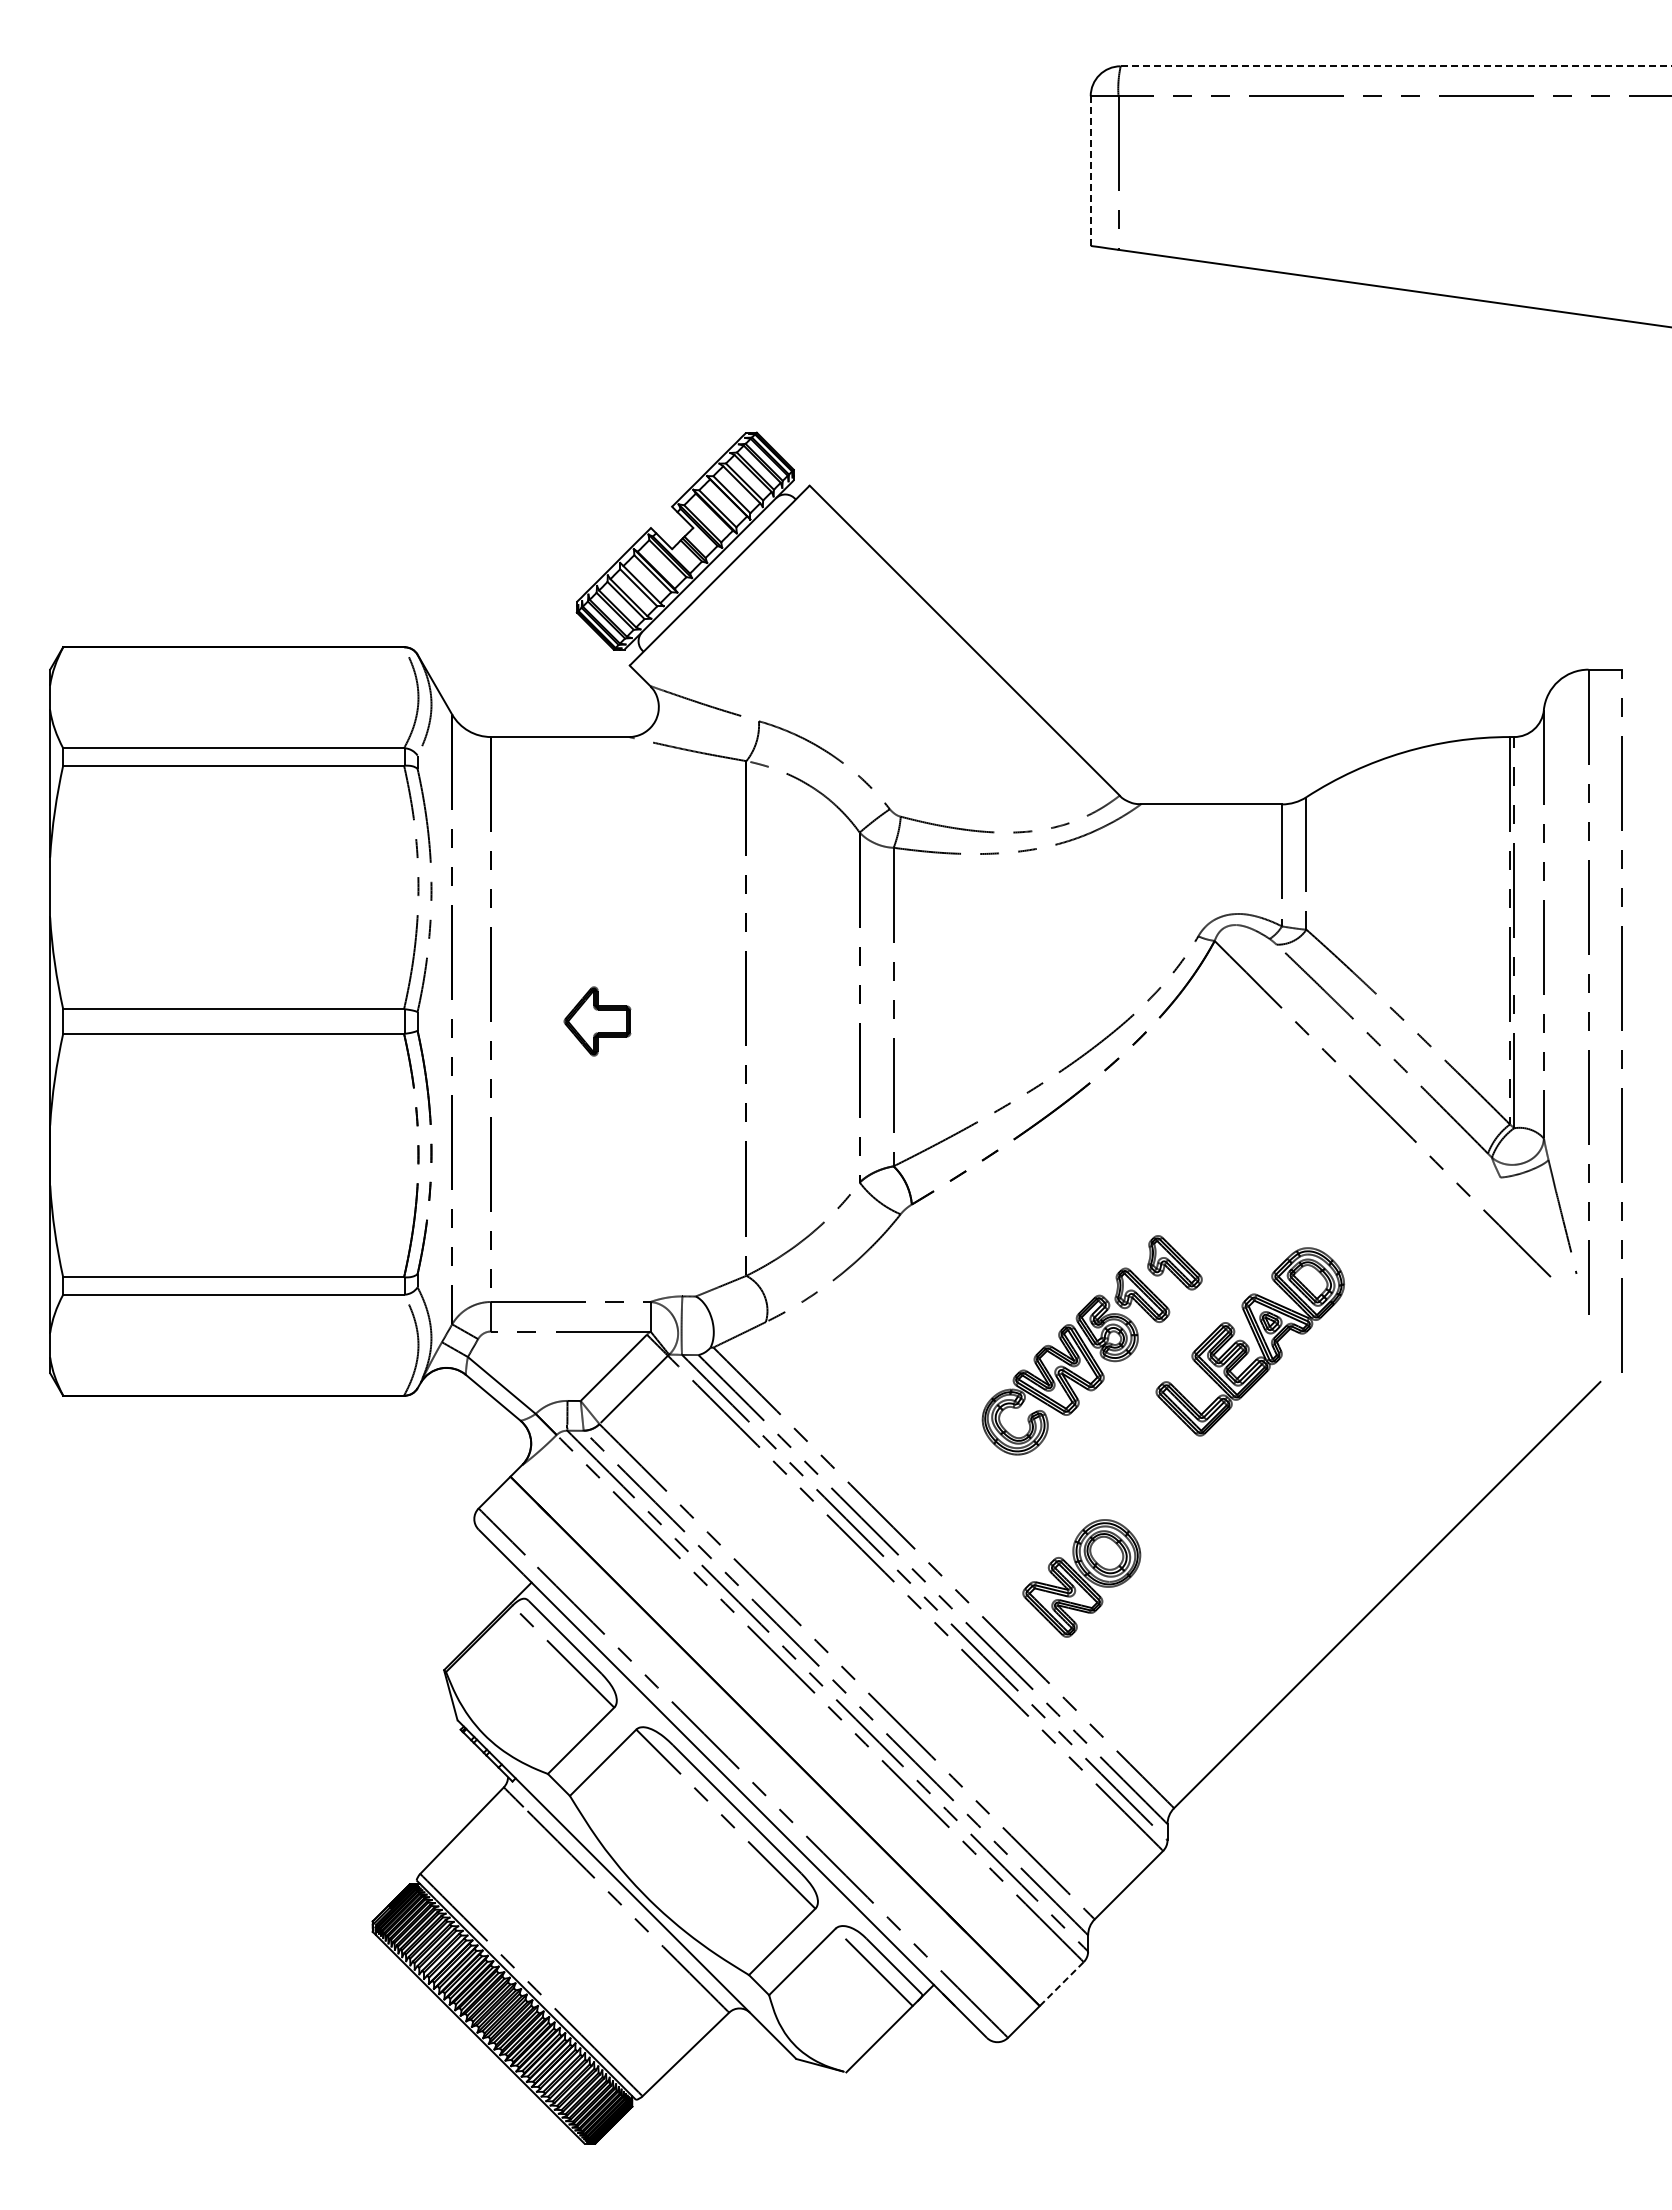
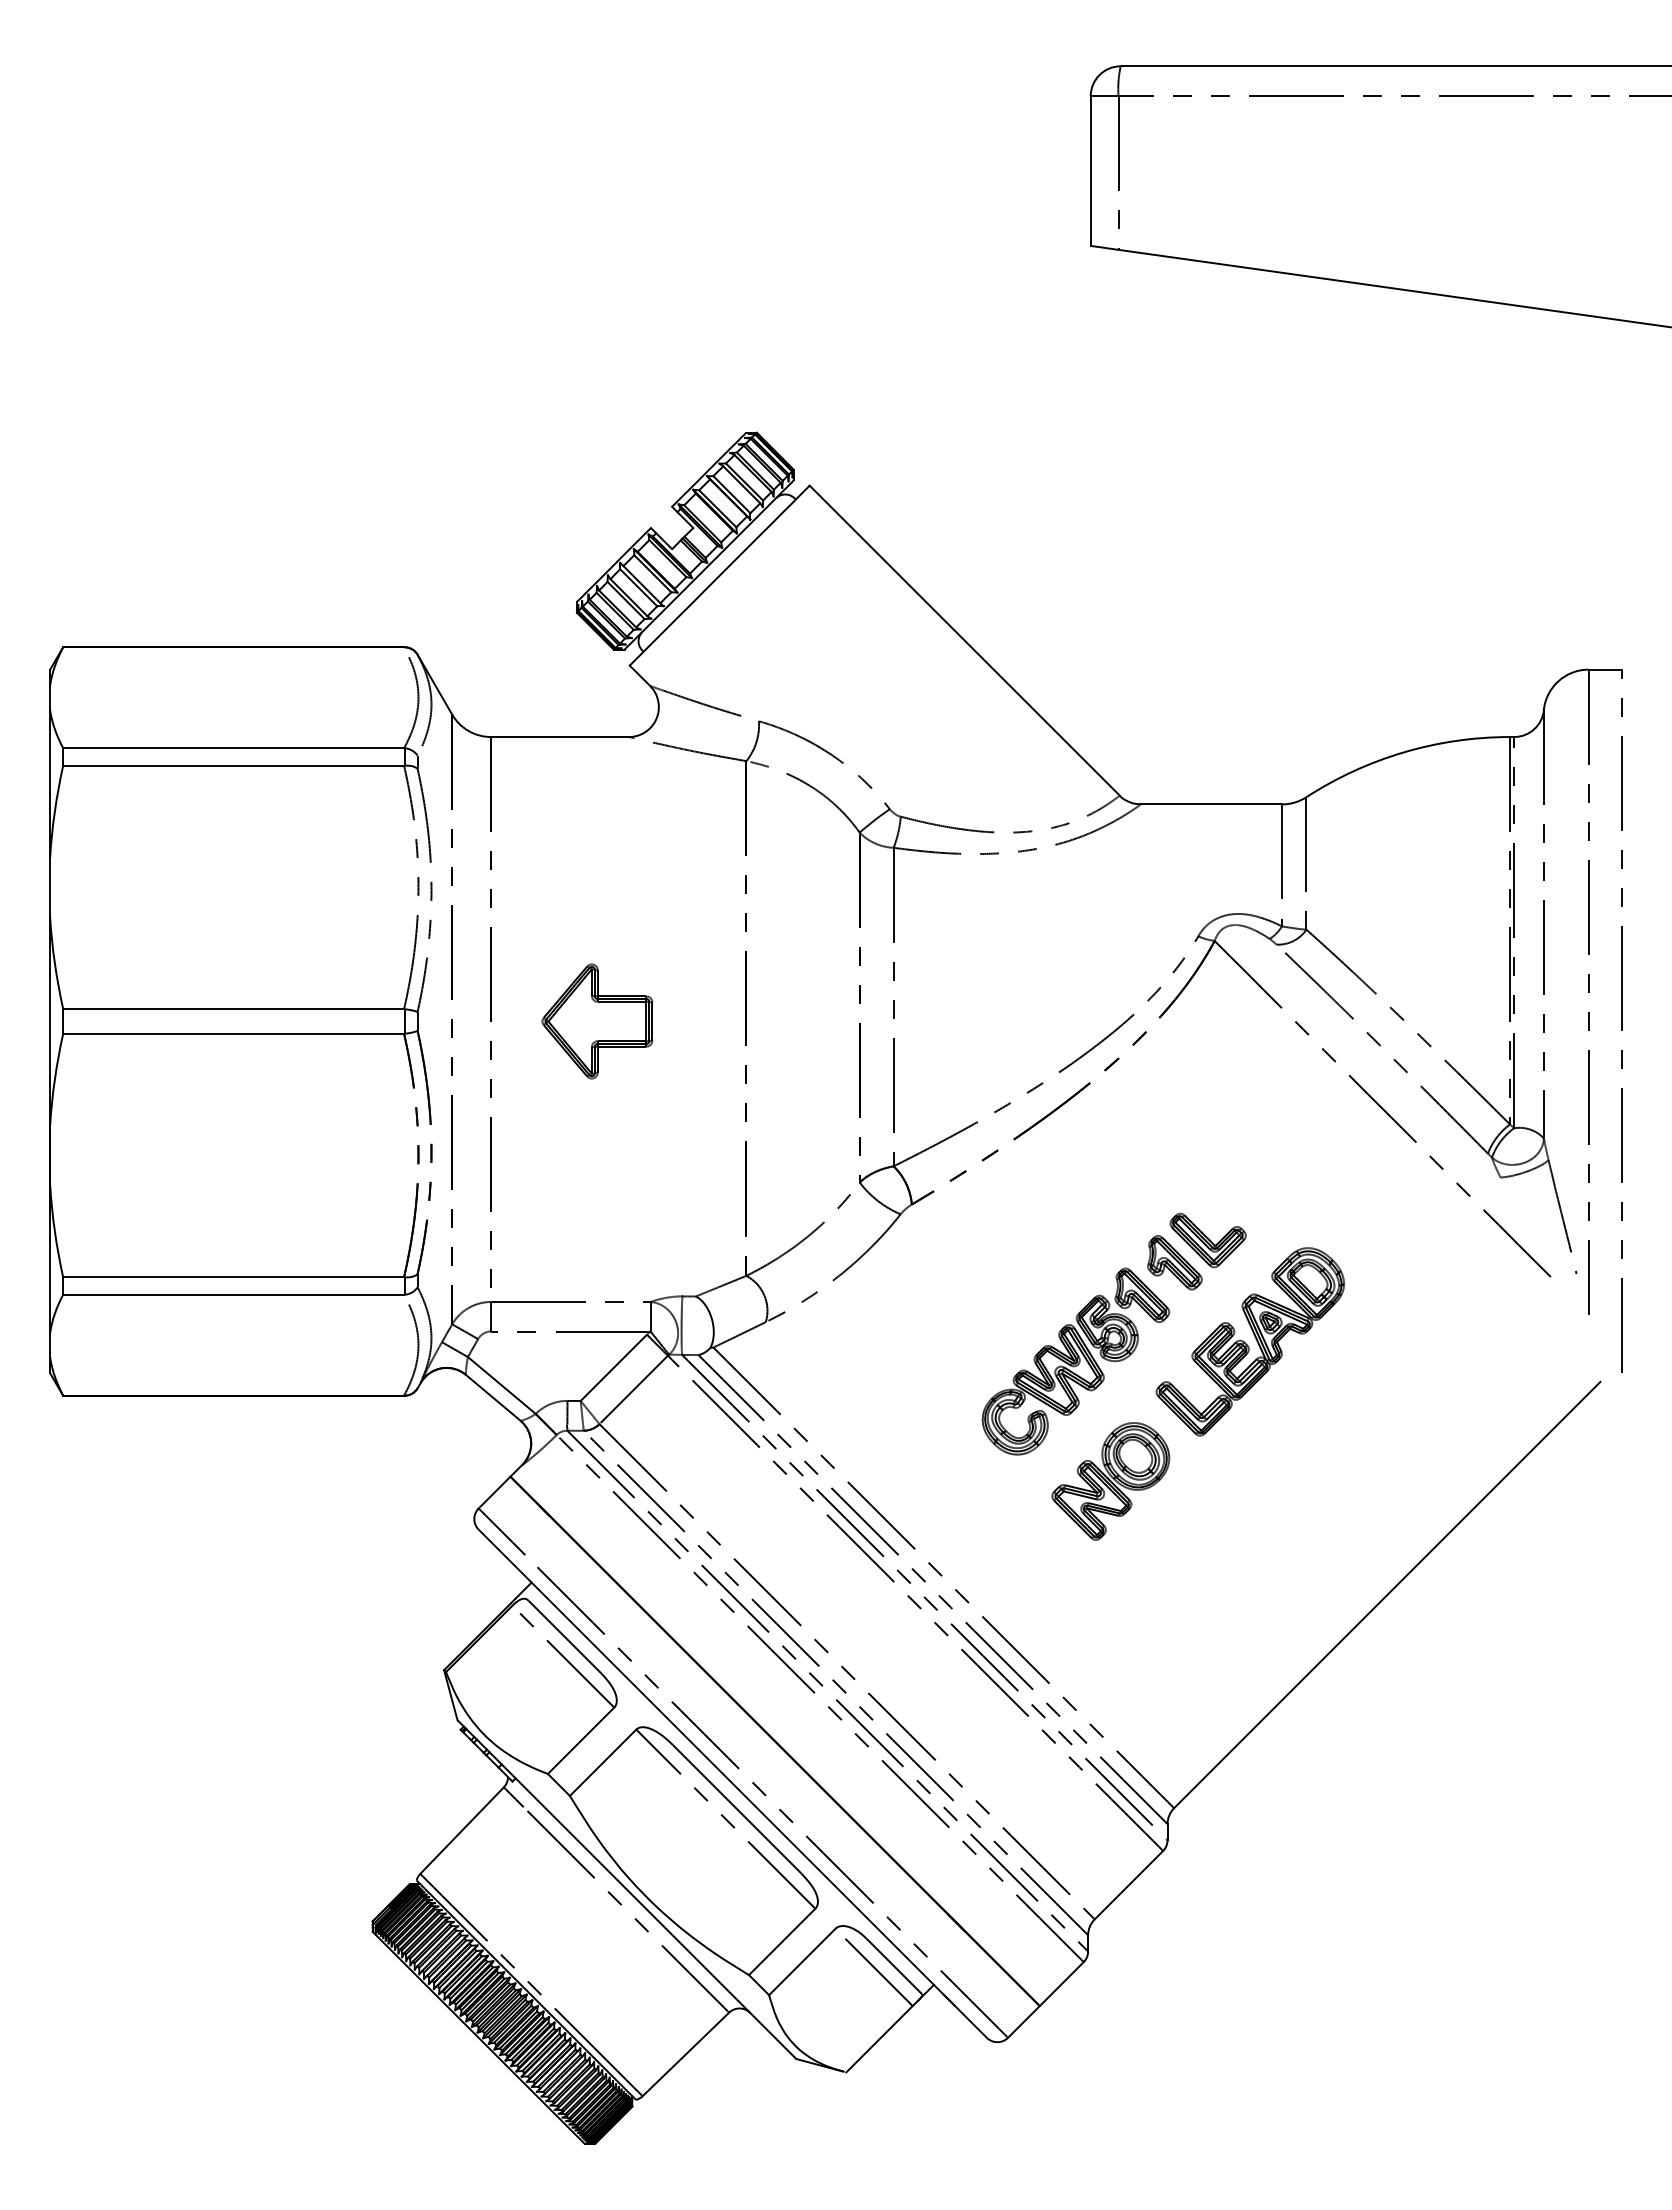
line: dashed -> solid (1396, 66)
line: dashed -> solid (1090, 171)
part size: 69x71 px -> 113x117 px (597, 1021)
part: none -> present (1207, 1240)
part position: (1081, 1578) -> (1110, 1481) (1110, 1481)
line: dashed -> solid (1062, 1983)
